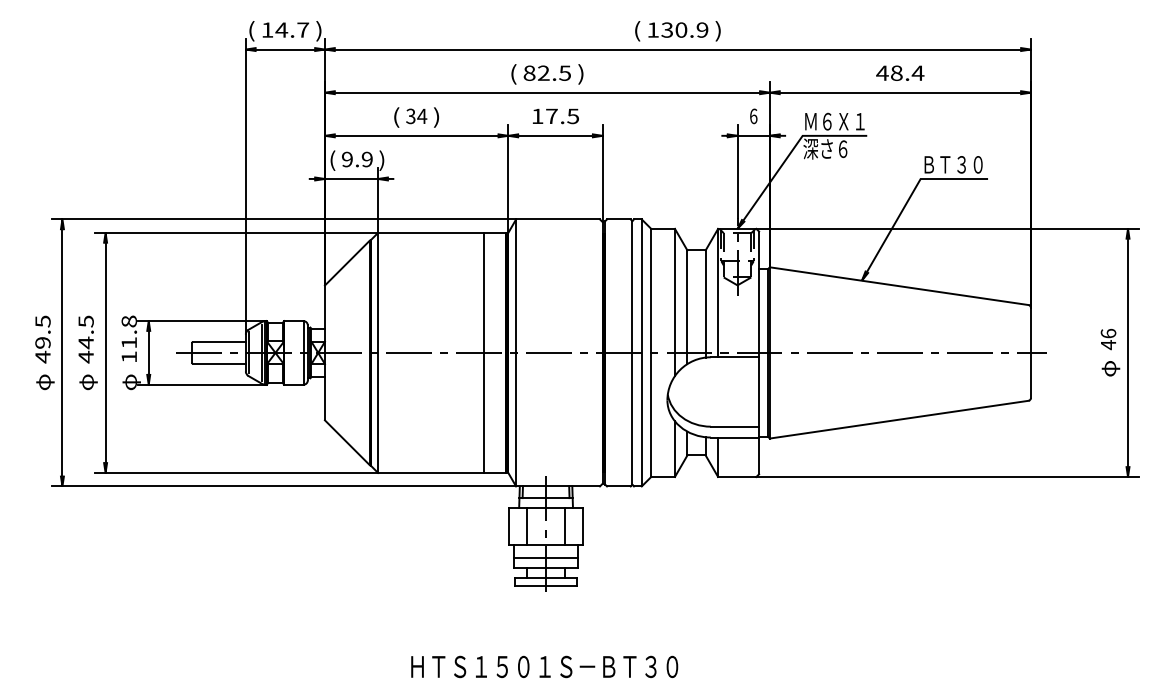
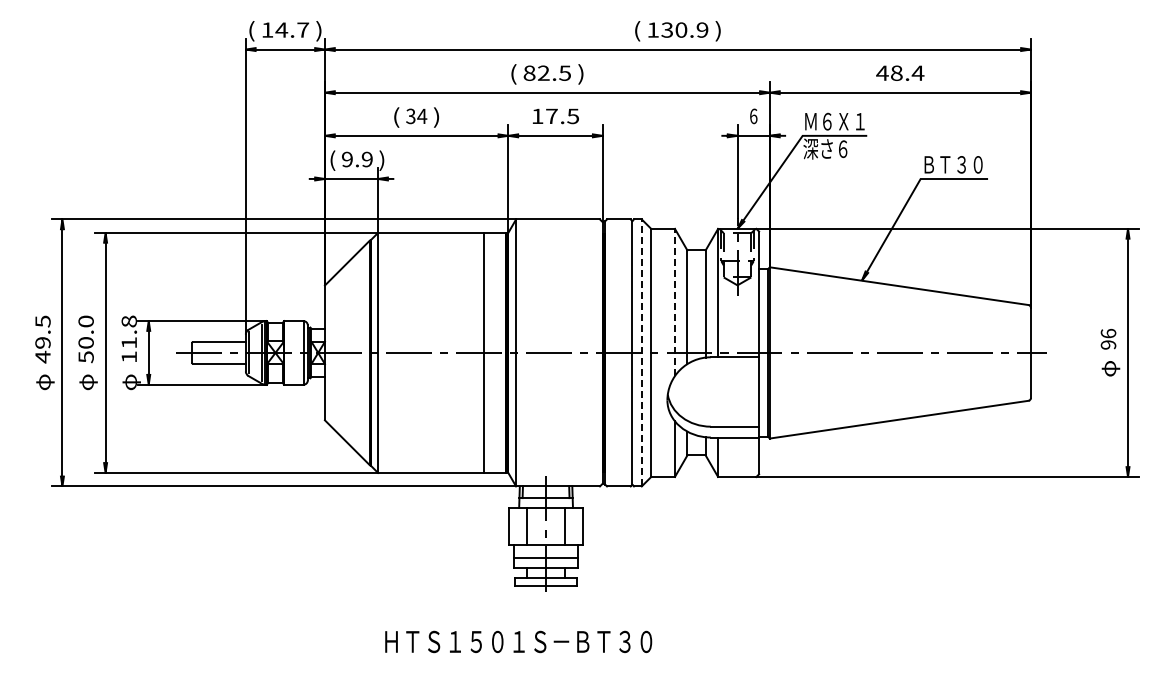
line: solid -> dashed (674, 302)
text: 44.5 -> 50.0 (85, 339)
text: 46 -> 96 (1108, 345)
line: solid -> dashed (641, 352)
text position: (544, 666) -> (518, 641) (518, 641)
